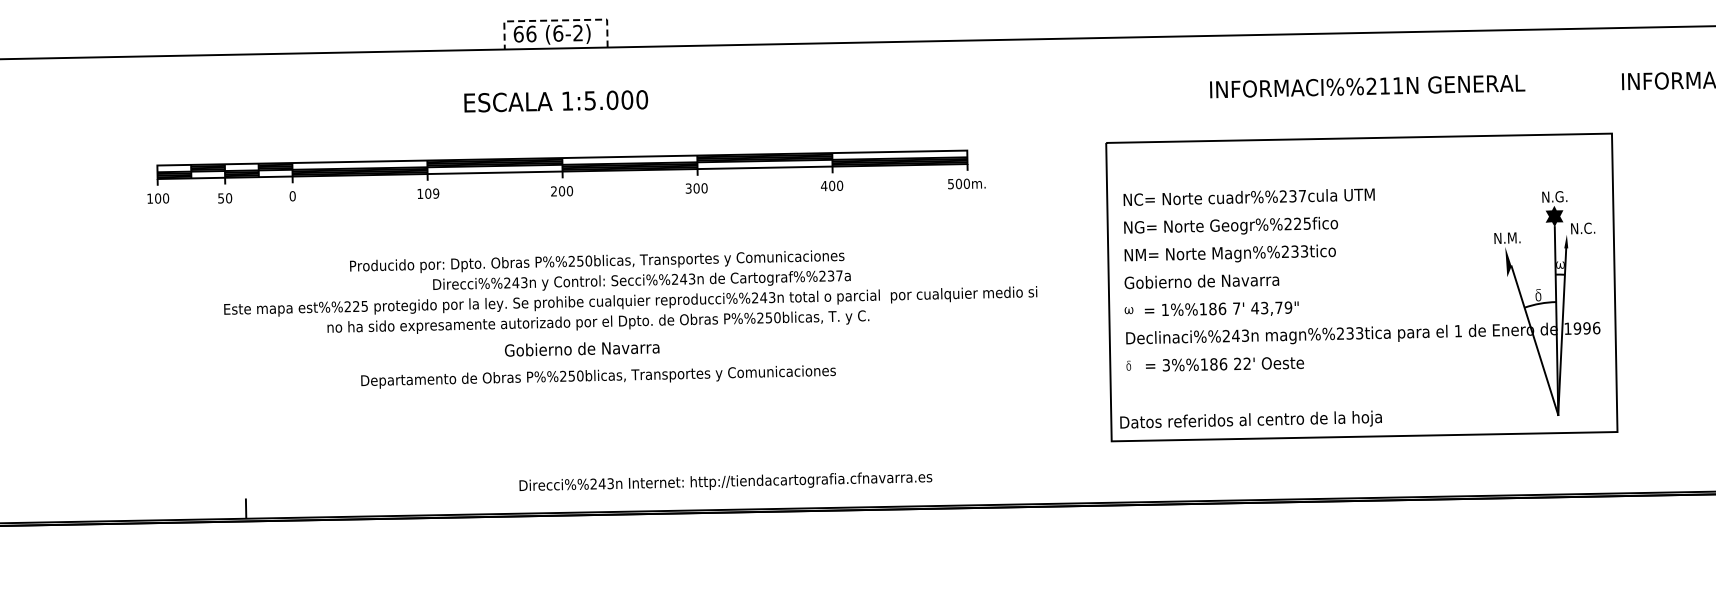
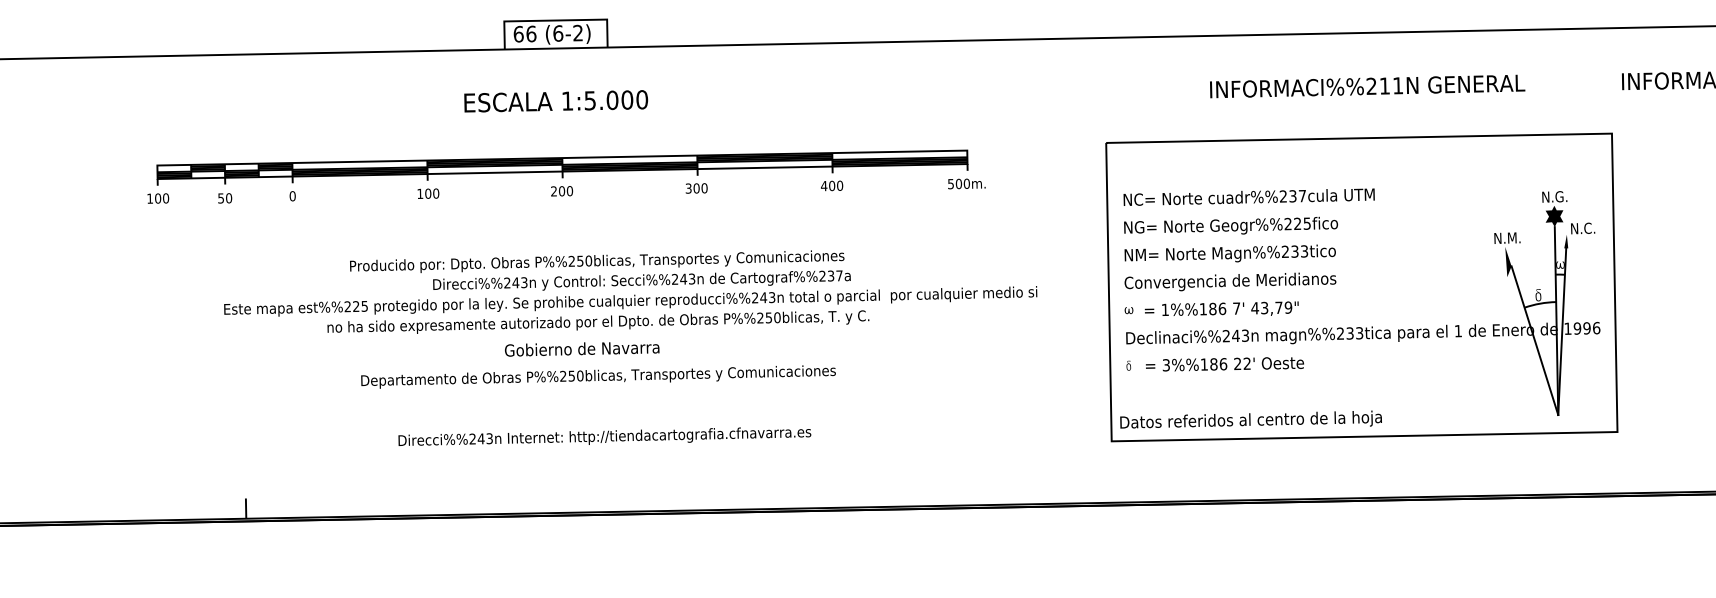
line: dashed -> solid (555, 20)
text: 109 -> 100 (436, 193)
text: Gobierno de Navarra -> Convergencia de Meridianos (1233, 281)
text position: (725, 481) -> (604, 436) (604, 436)
